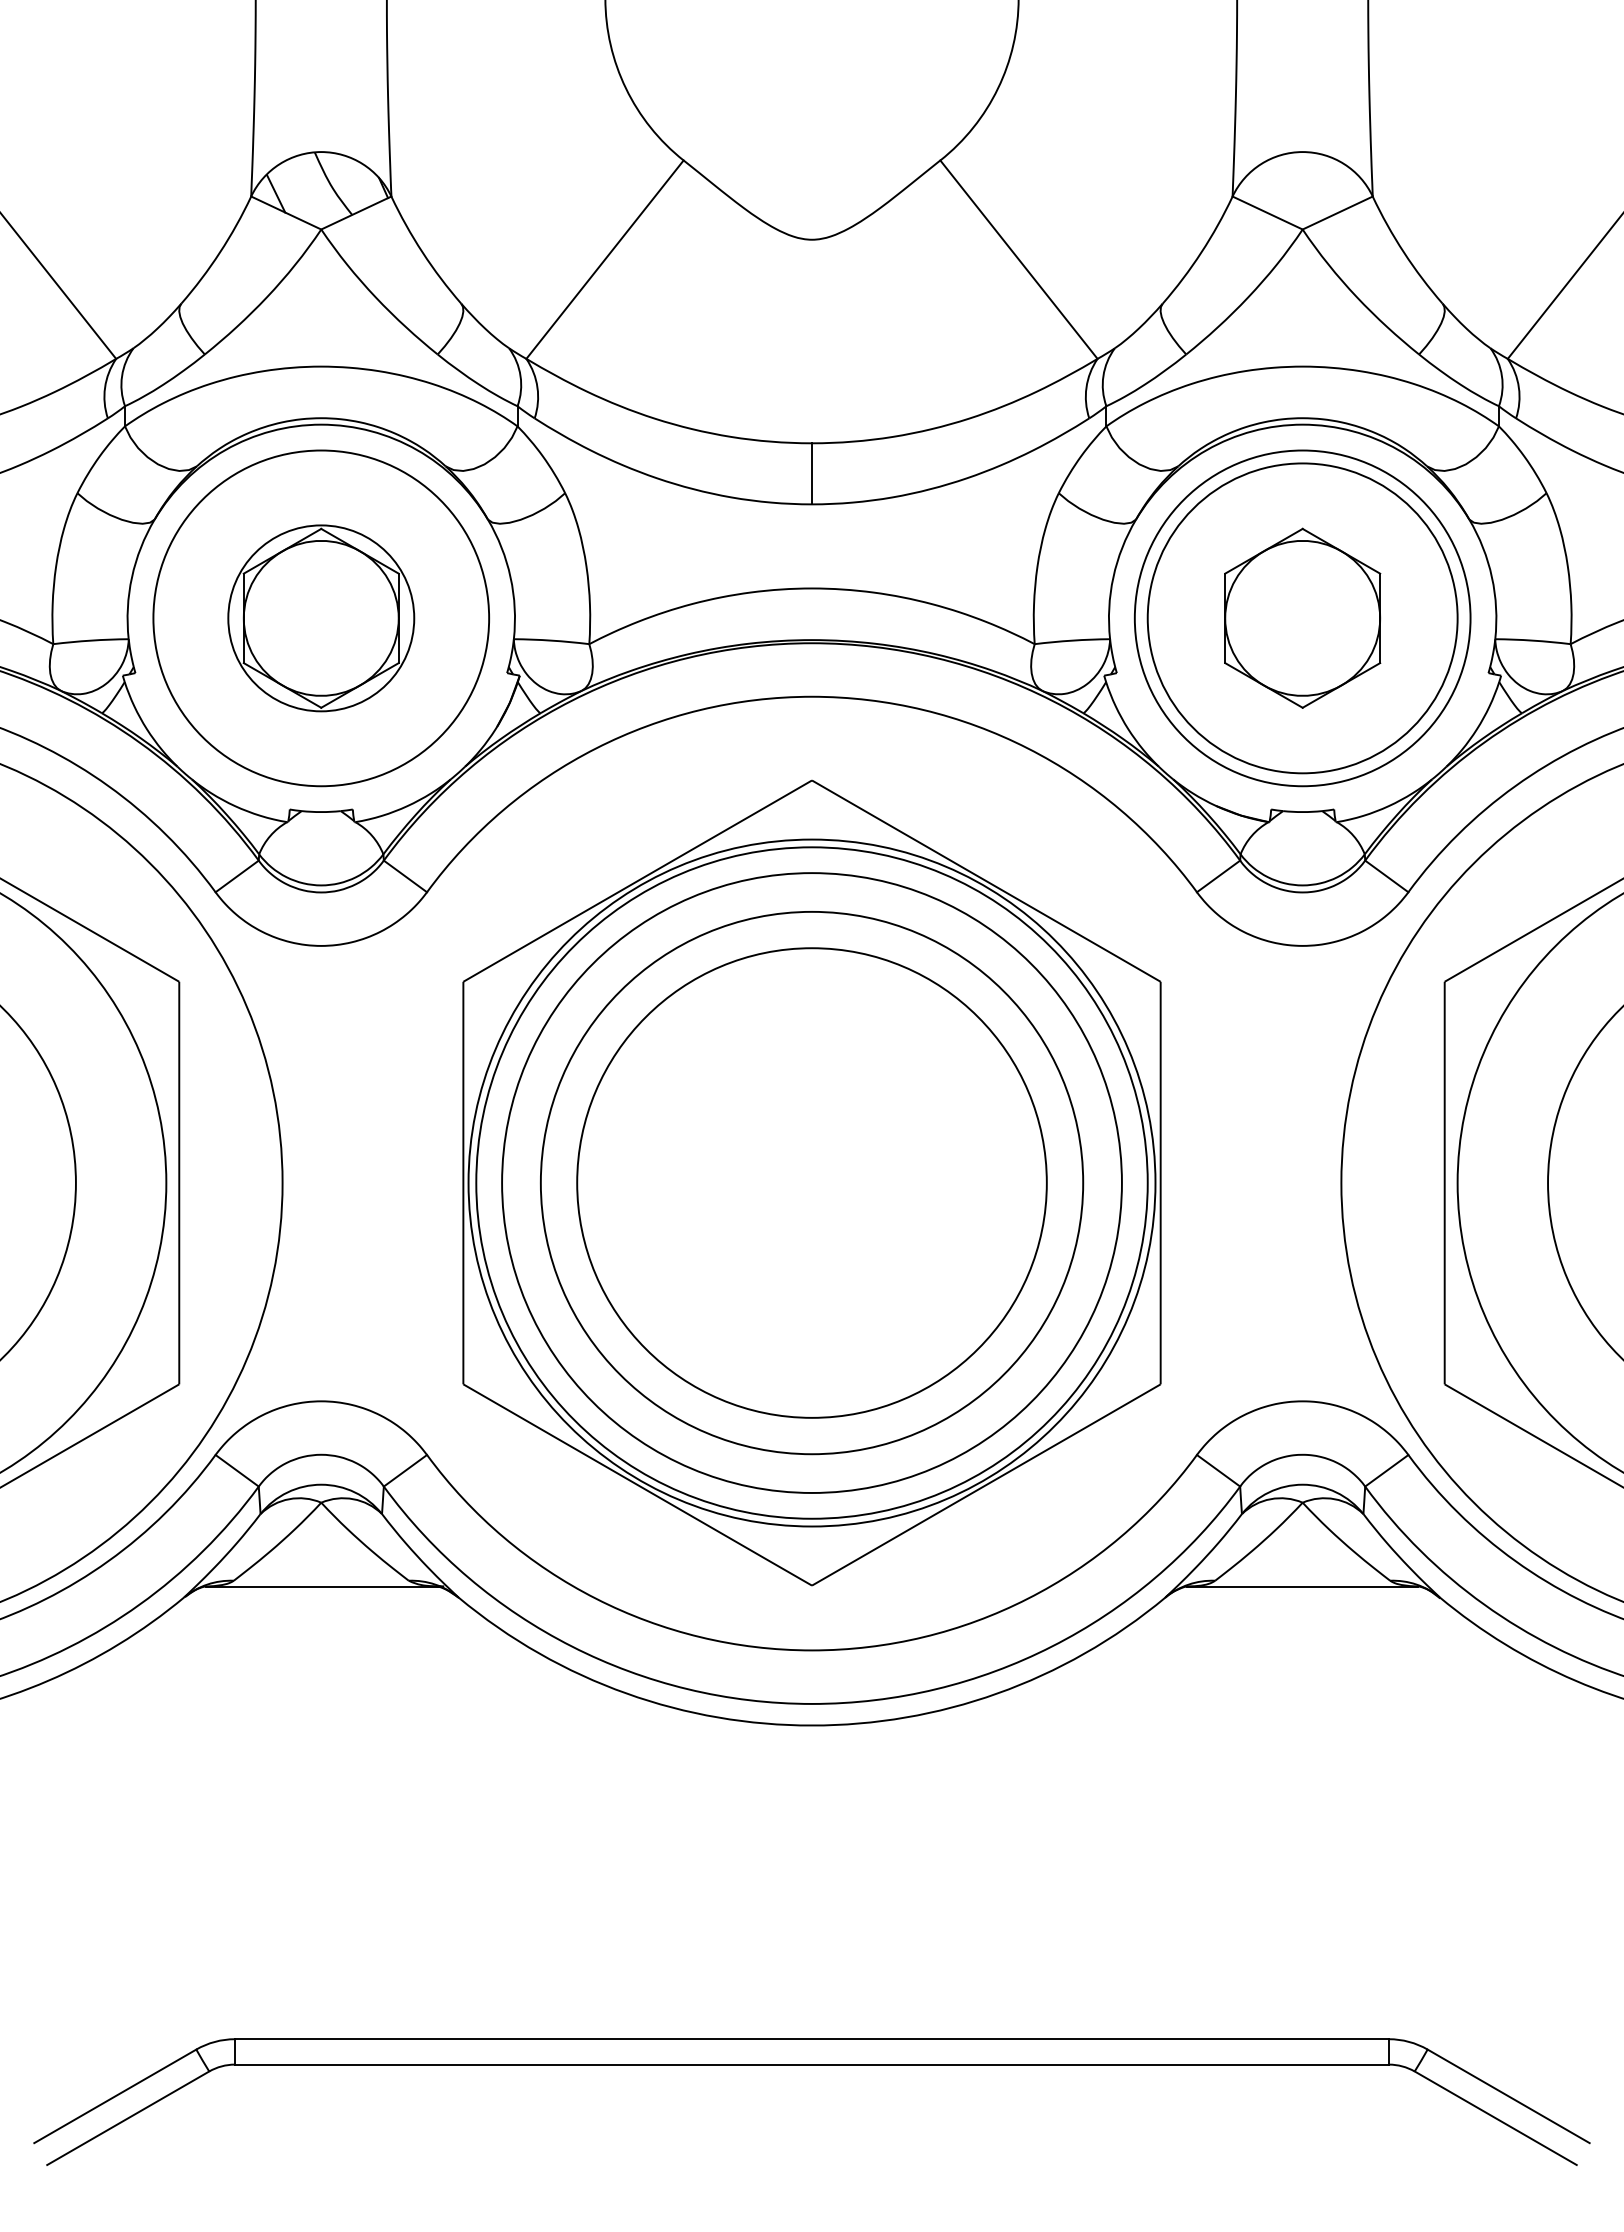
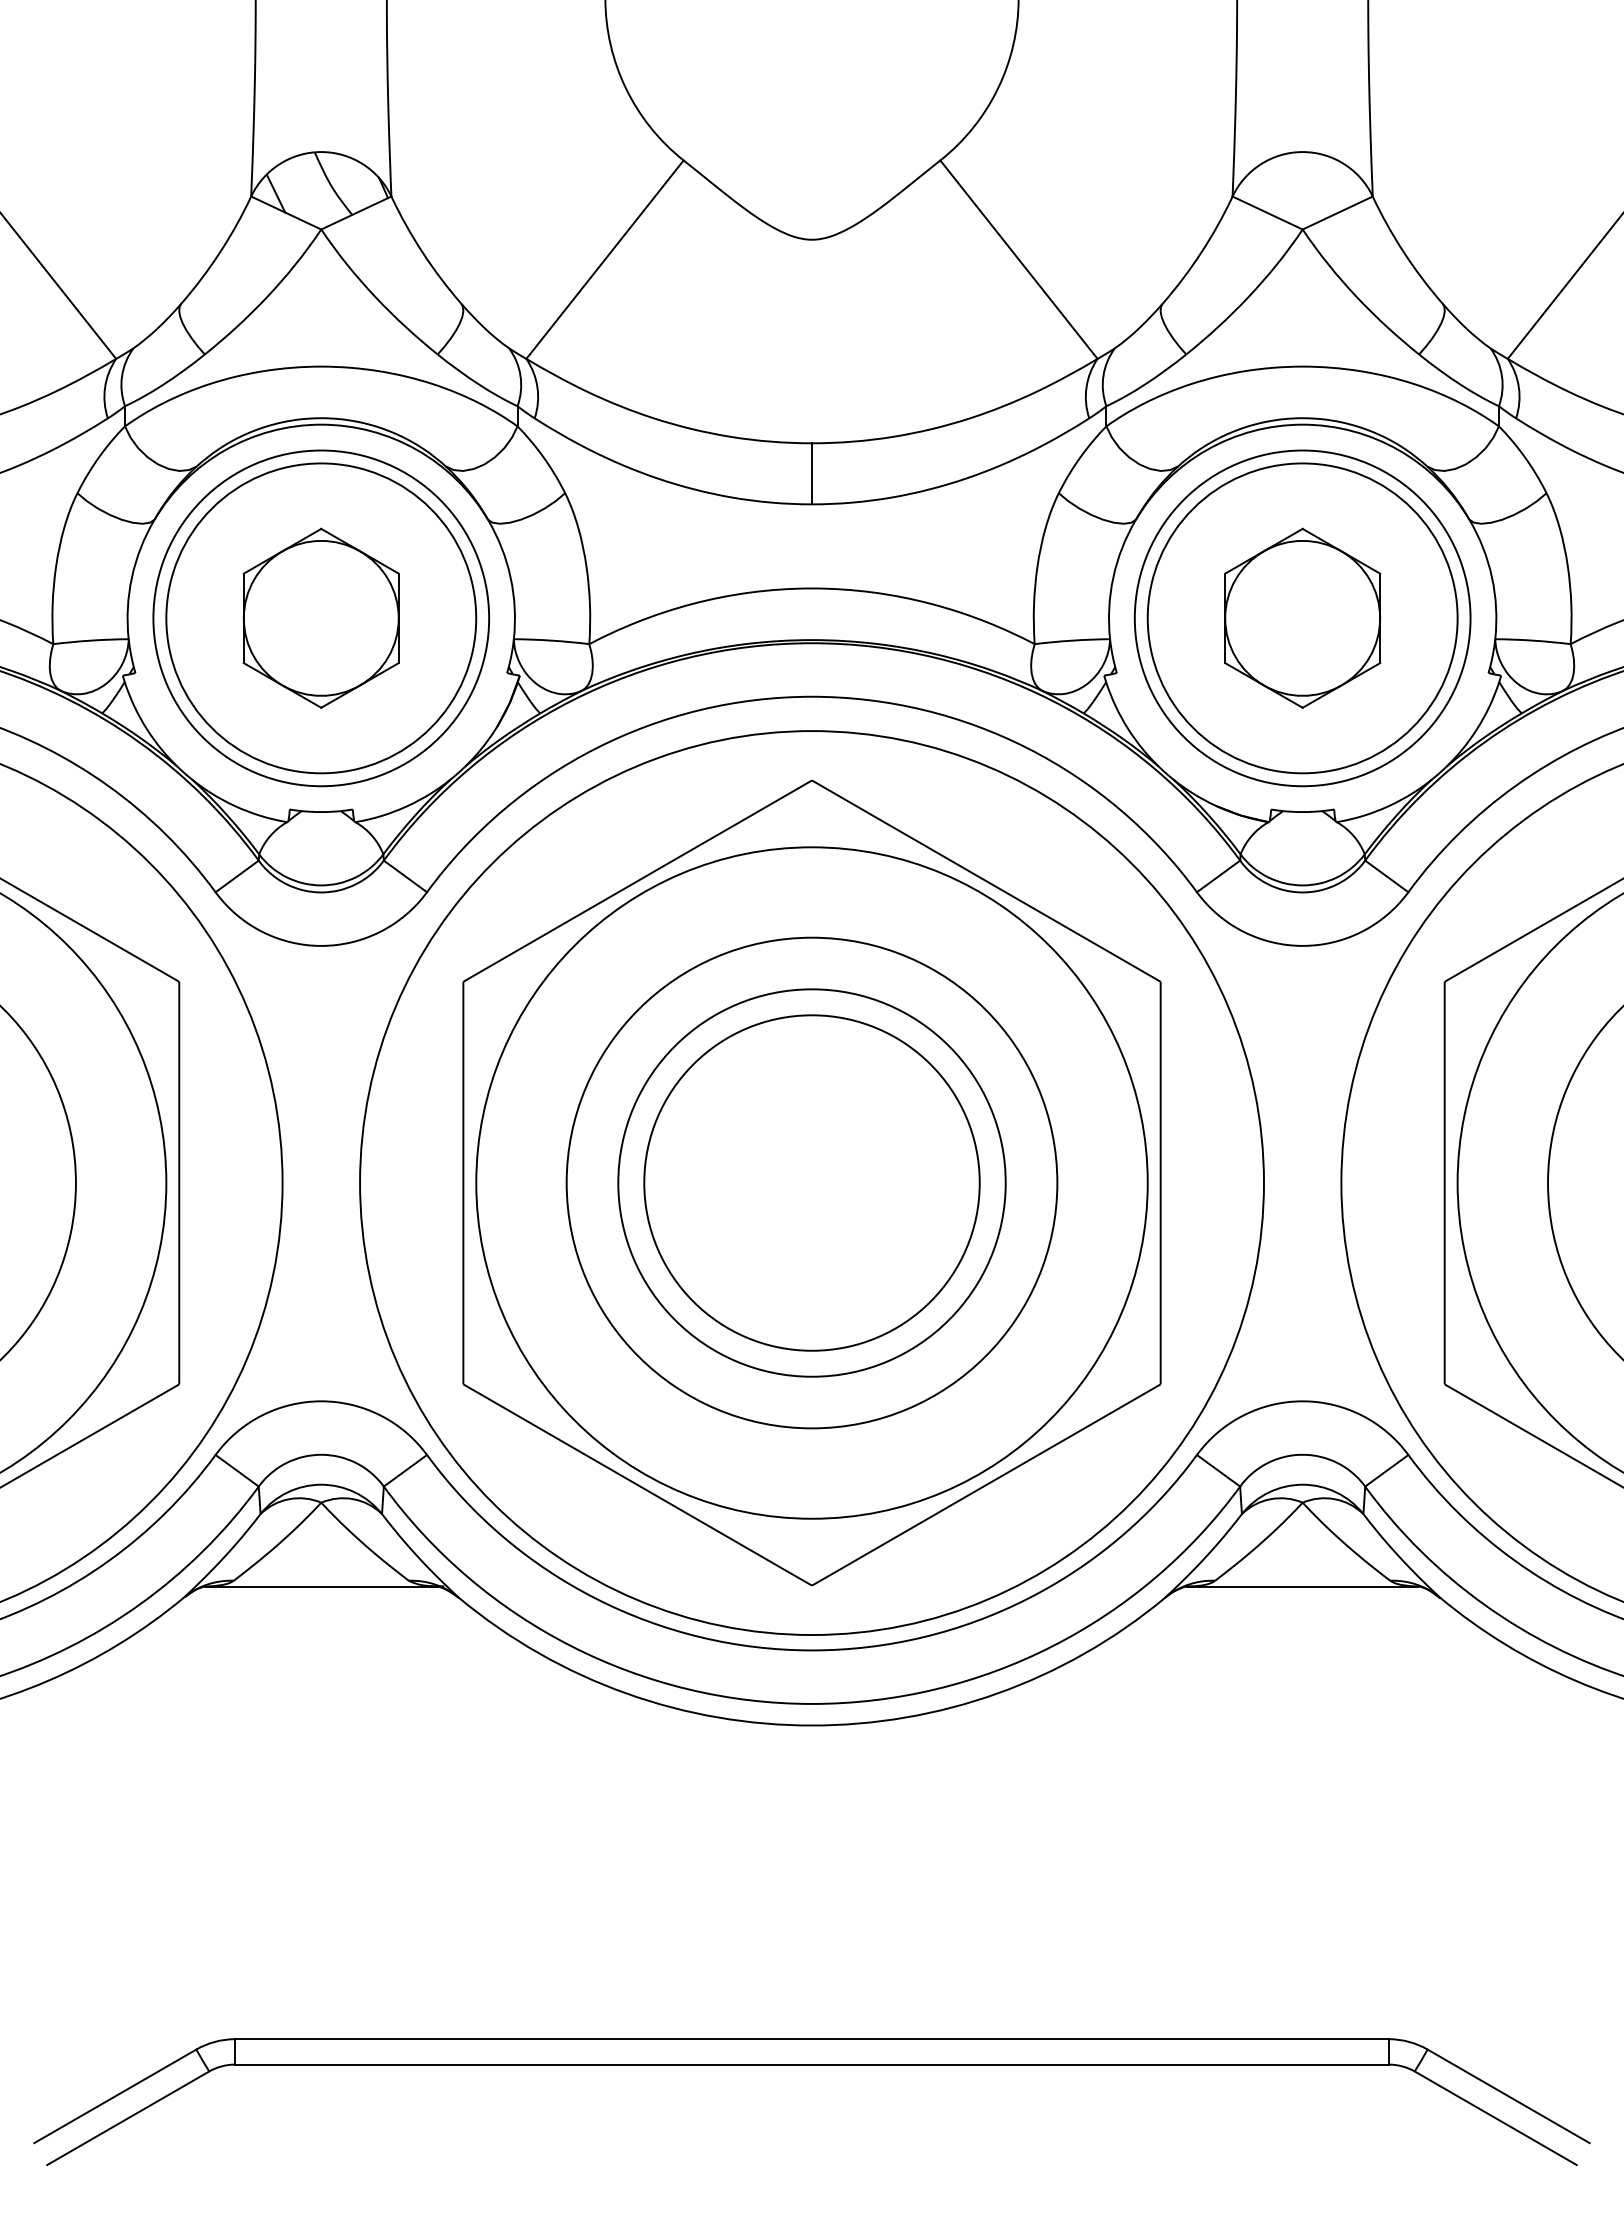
circle diameter: 186 px -> 310 px (321, 618)
circle diameter: 470 px -> 335 px (811, 1182)
circle diameter: 542 px -> 904 px (811, 1183)
circle diameter: 620 px -> 387 px (811, 1182)
circle diameter: 687 px -> 491 px (811, 1182)
